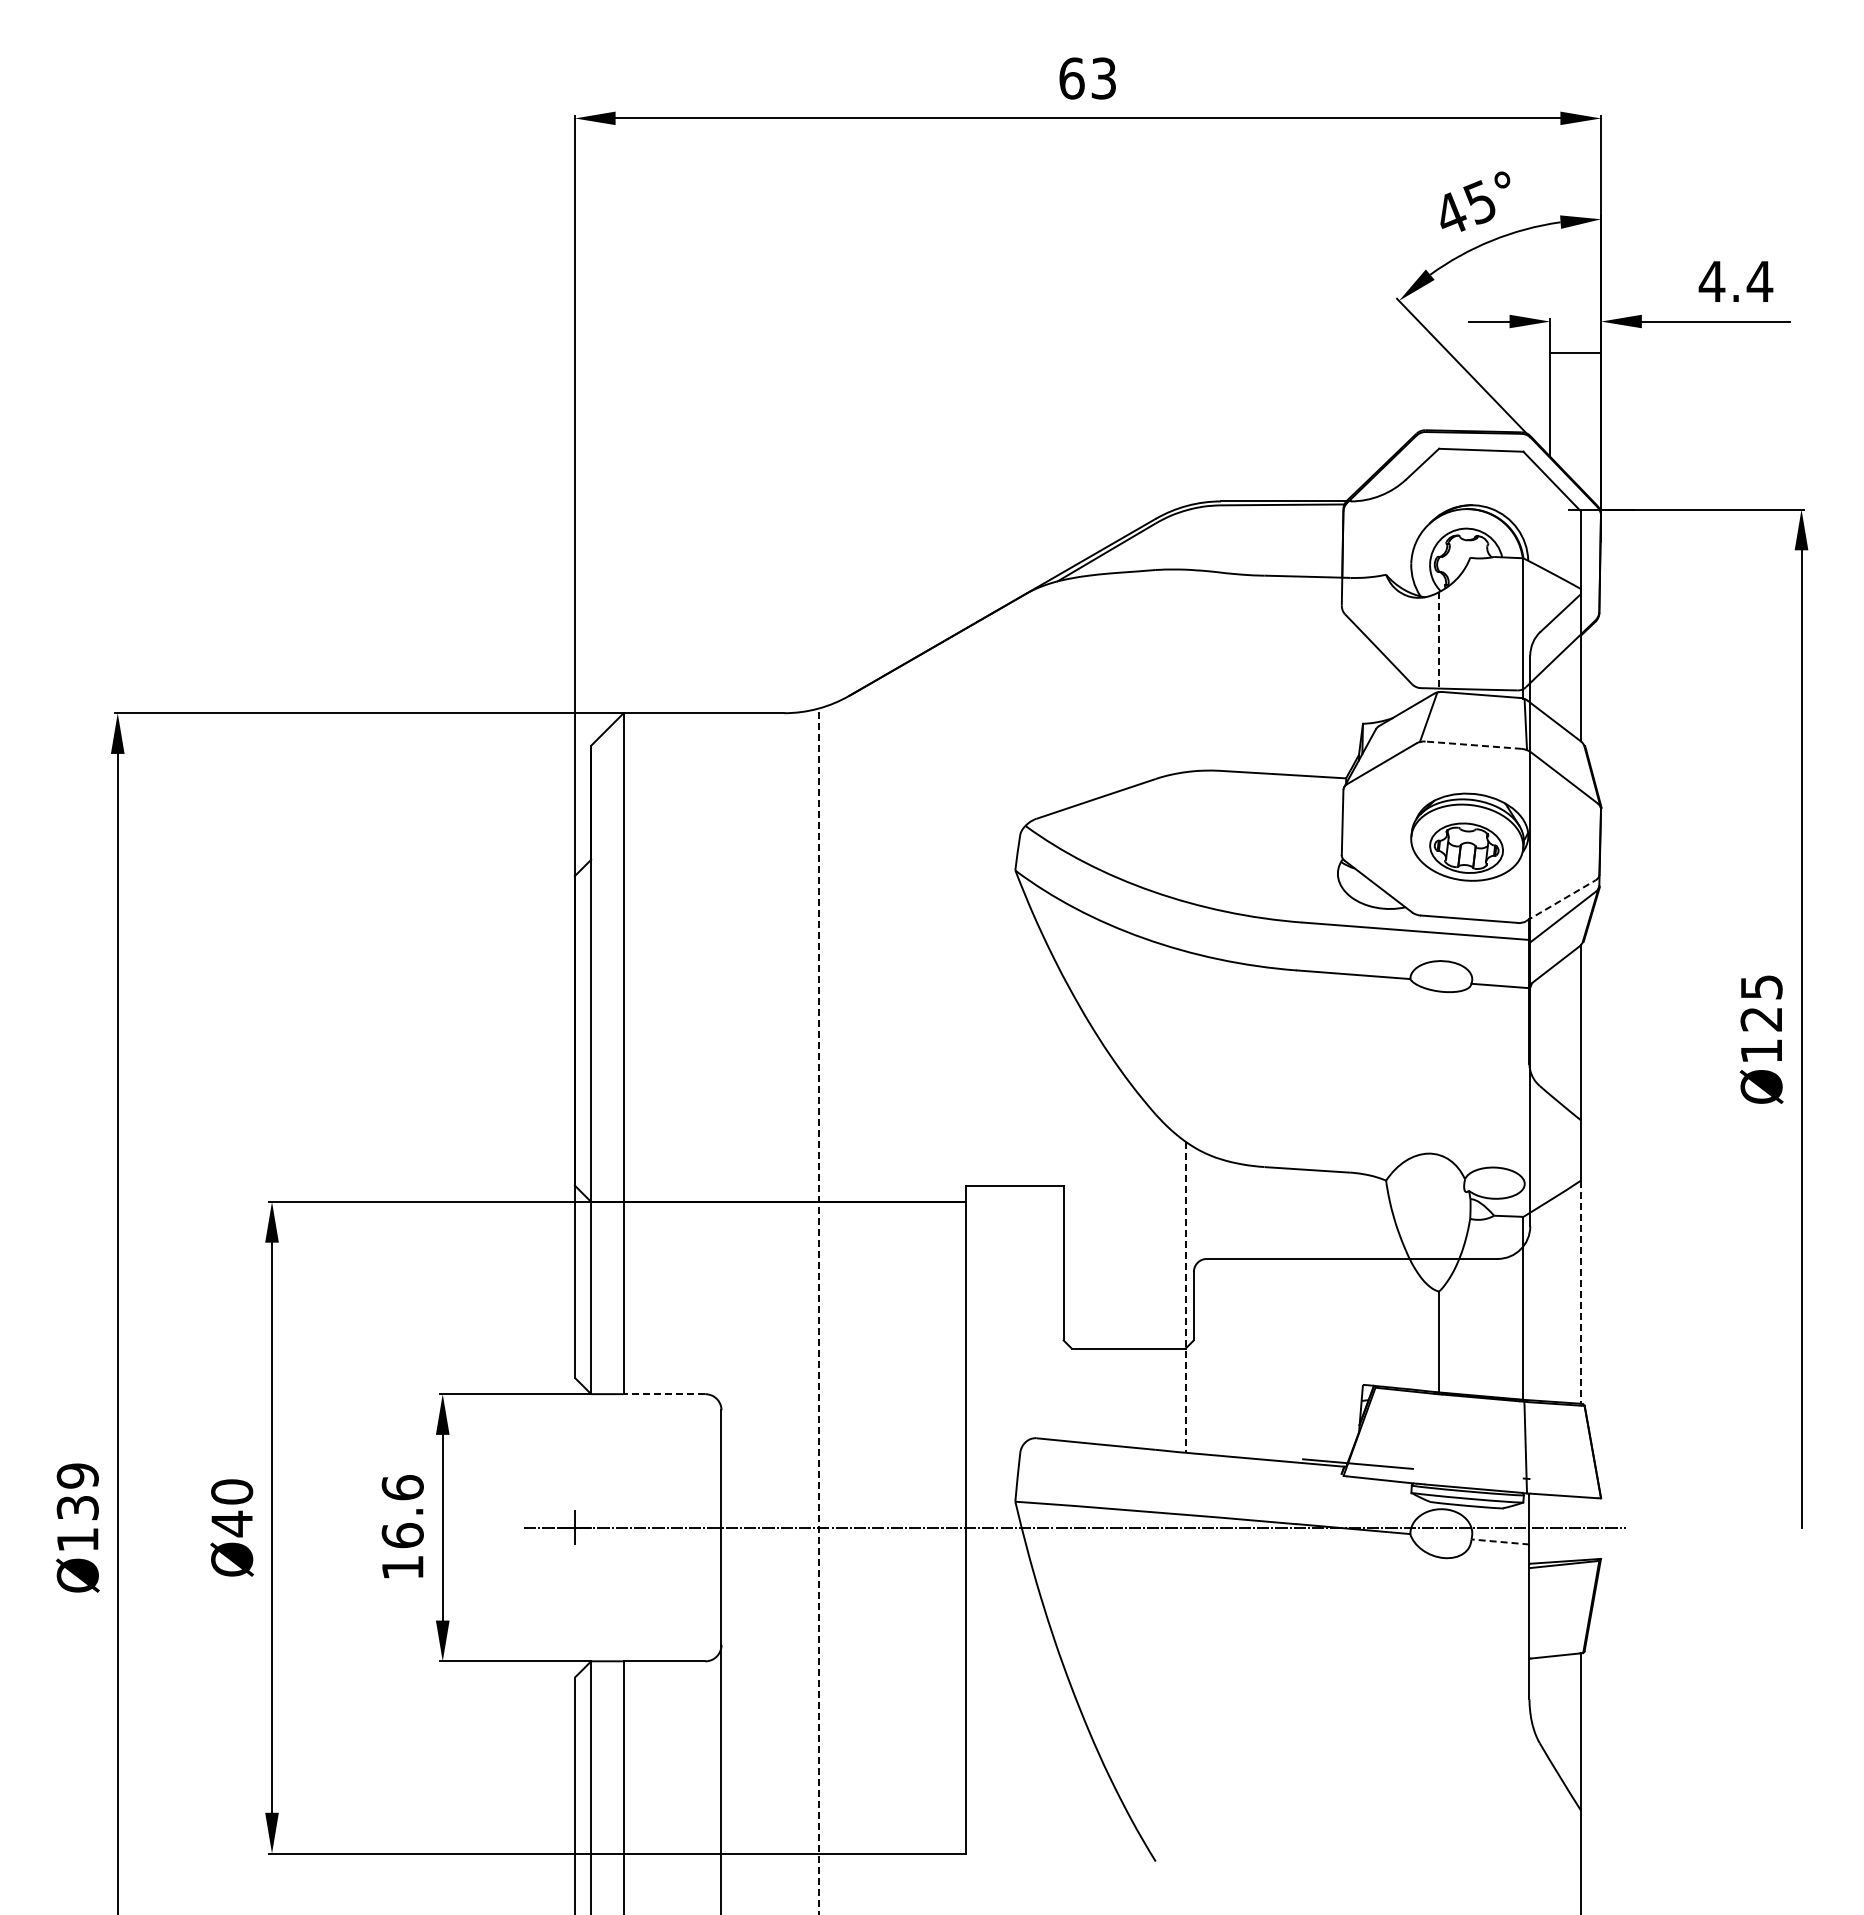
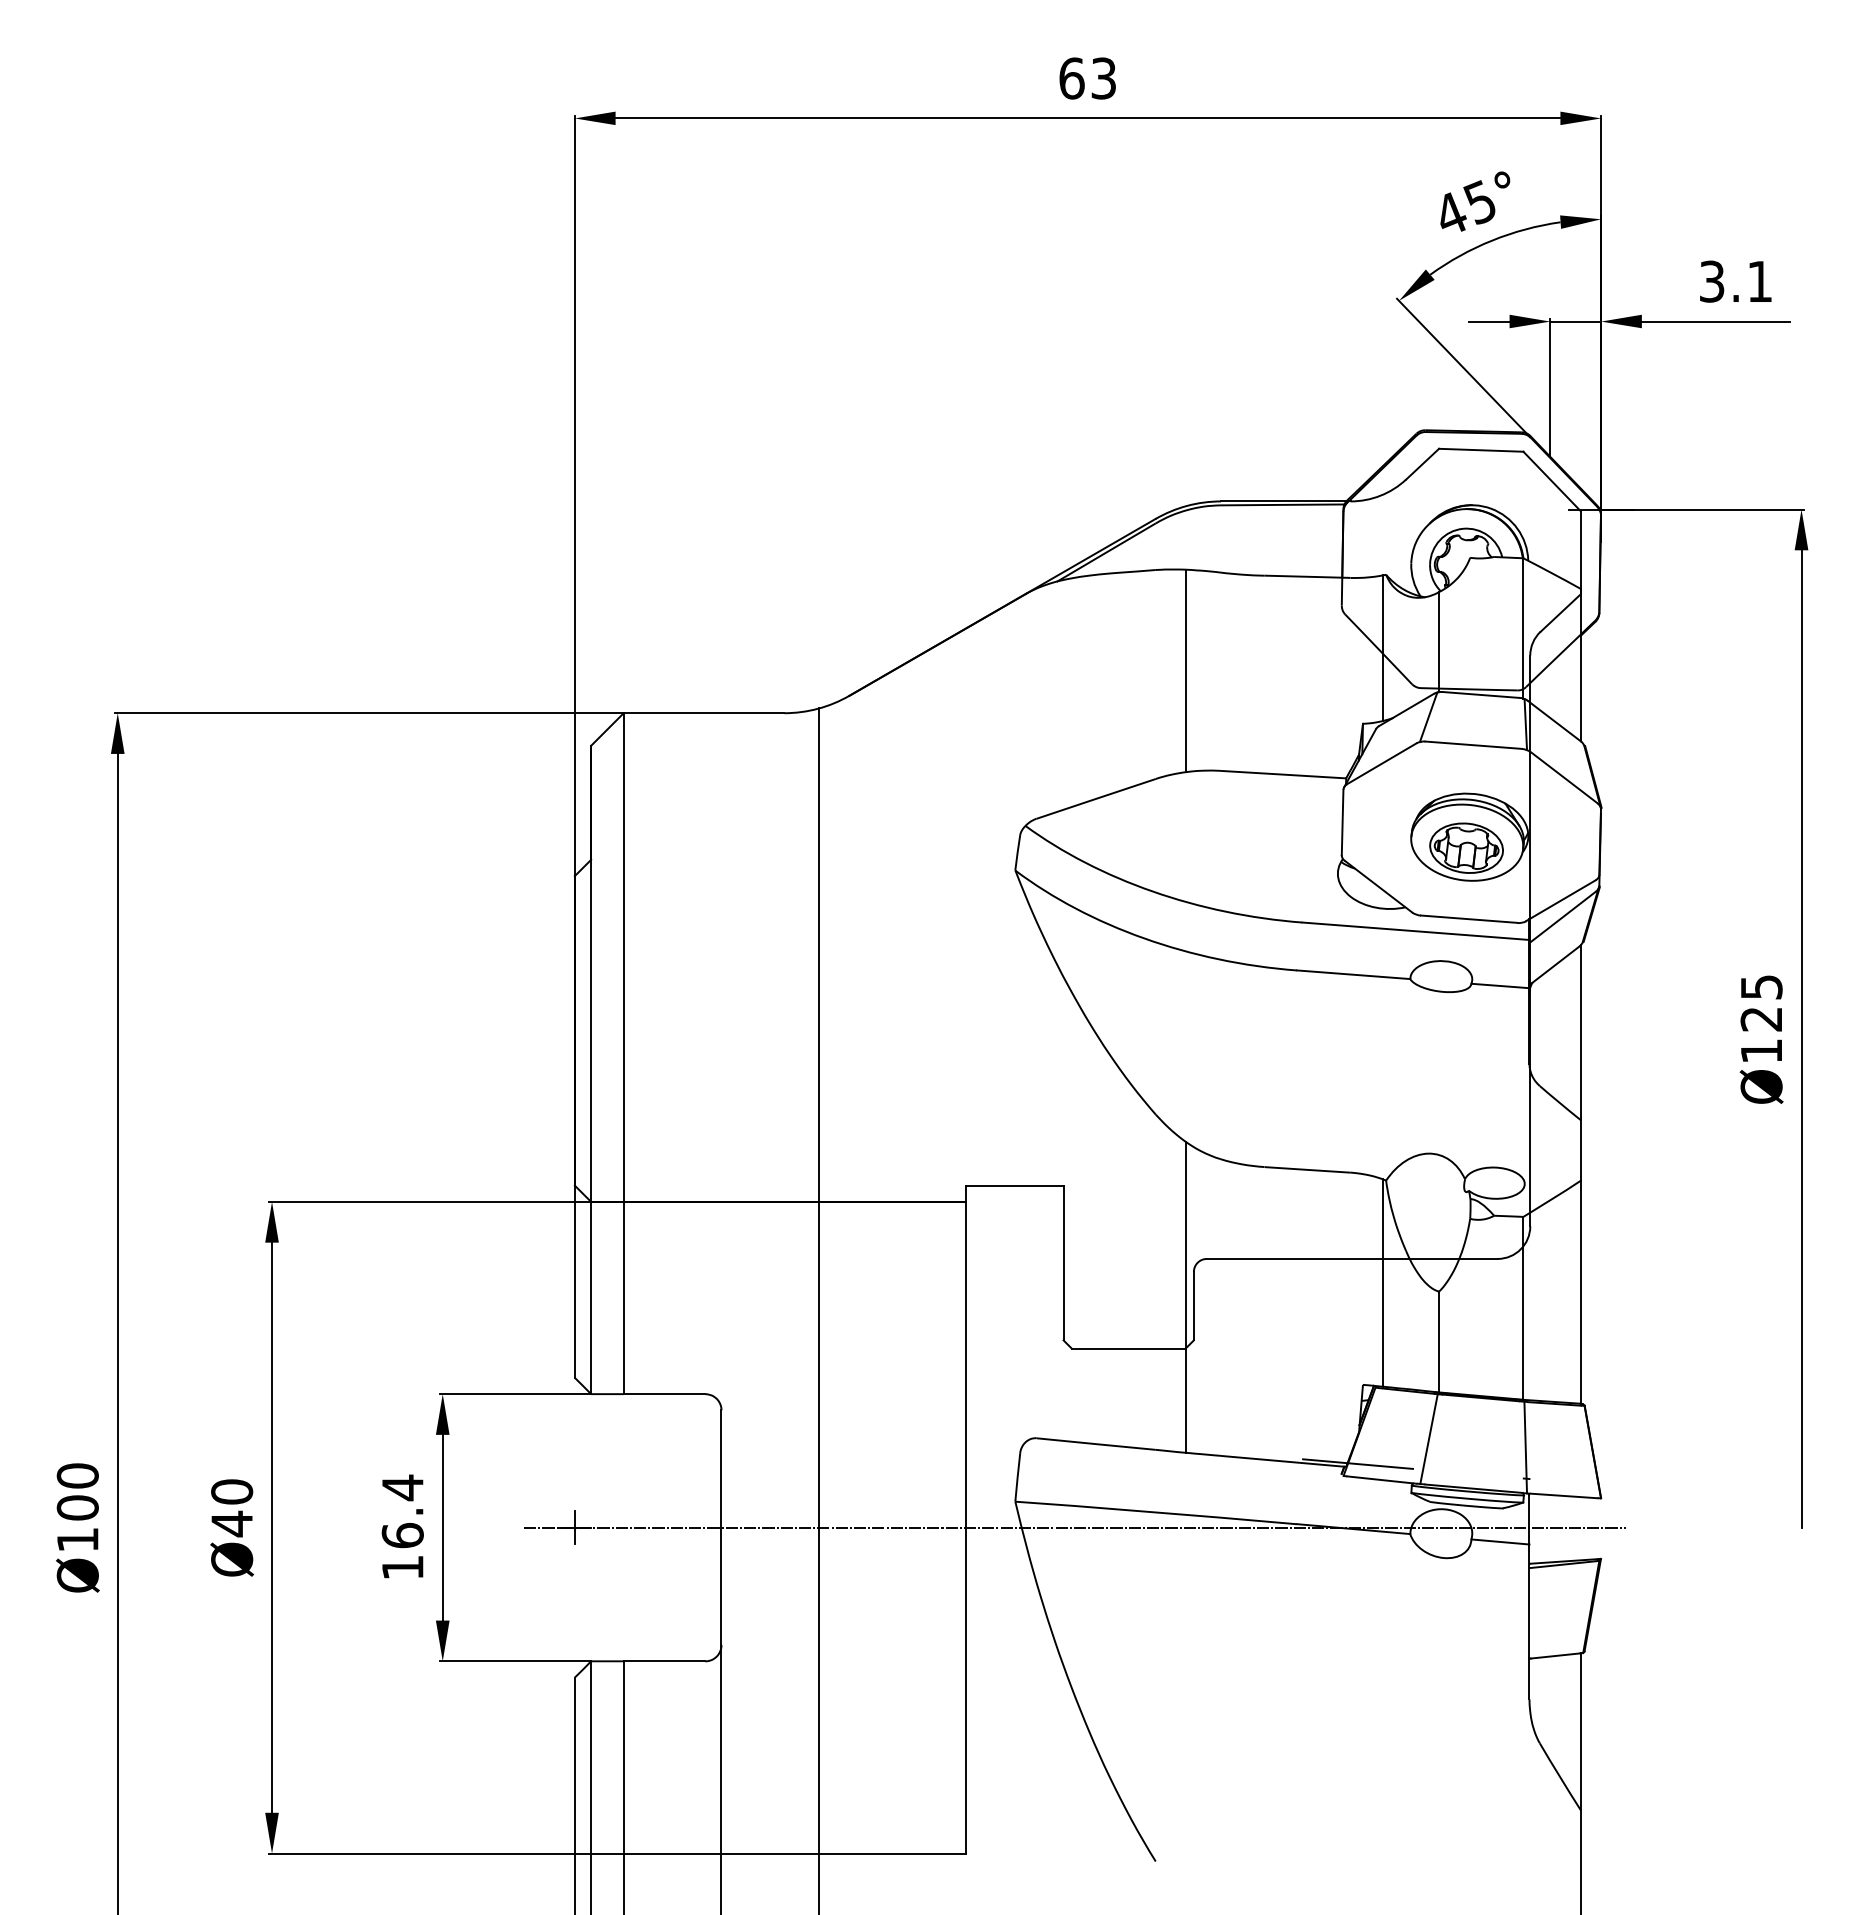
text: 4.4 -> 3.1 (1735, 281)
line position: (1575, 352) -> (1575, 321) (1575, 321)
line: dashed -> solid (1439, 642)
line: none -> present (1382, 648)
line: none -> present (1186, 670)
line: dashed -> solid (1473, 745)
line: dashed -> solid (1561, 900)
line: none -> present (1382, 1282)
line: dashed -> solid (1580, 1292)
line: dashed -> solid (1186, 1297)
line: dashed -> solid (819, 1311)
line: dashed -> solid (664, 1394)
line: none -> present (1428, 1439)
text: 16.6 -> 16.4 (402, 1487)
text: Ø139 -> Ø100 (77, 1491)
line: dashed -> solid (1499, 1541)
